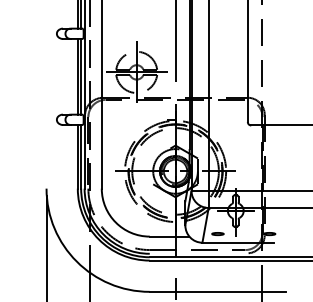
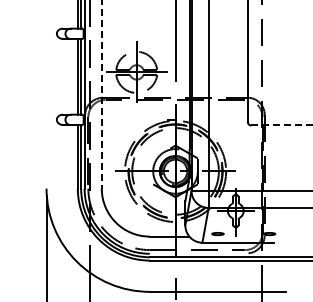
line: solid -> dashed (101, 94)
line: solid -> dashed (282, 125)
